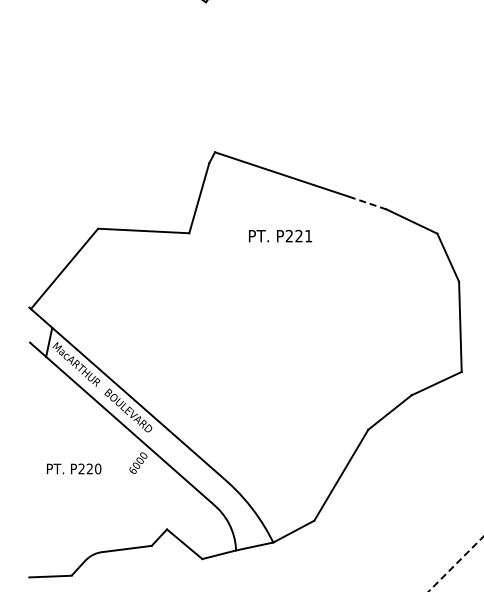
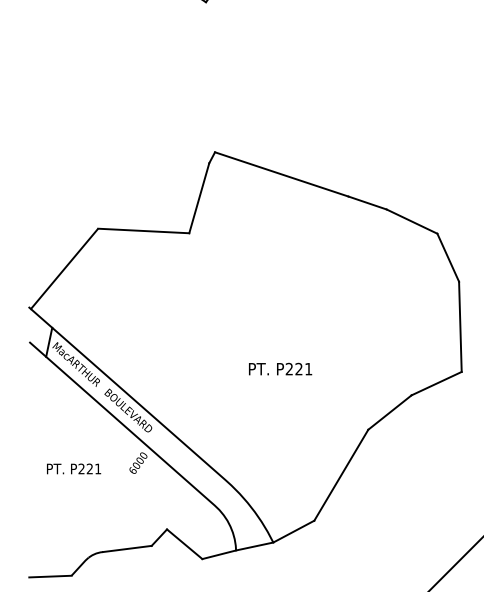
line: dashed -> solid (367, 202)
text position: (280, 235) -> (280, 368) (280, 368)
text: P220 -> P221 (98, 468)
line: dashed -> solid (455, 564)
